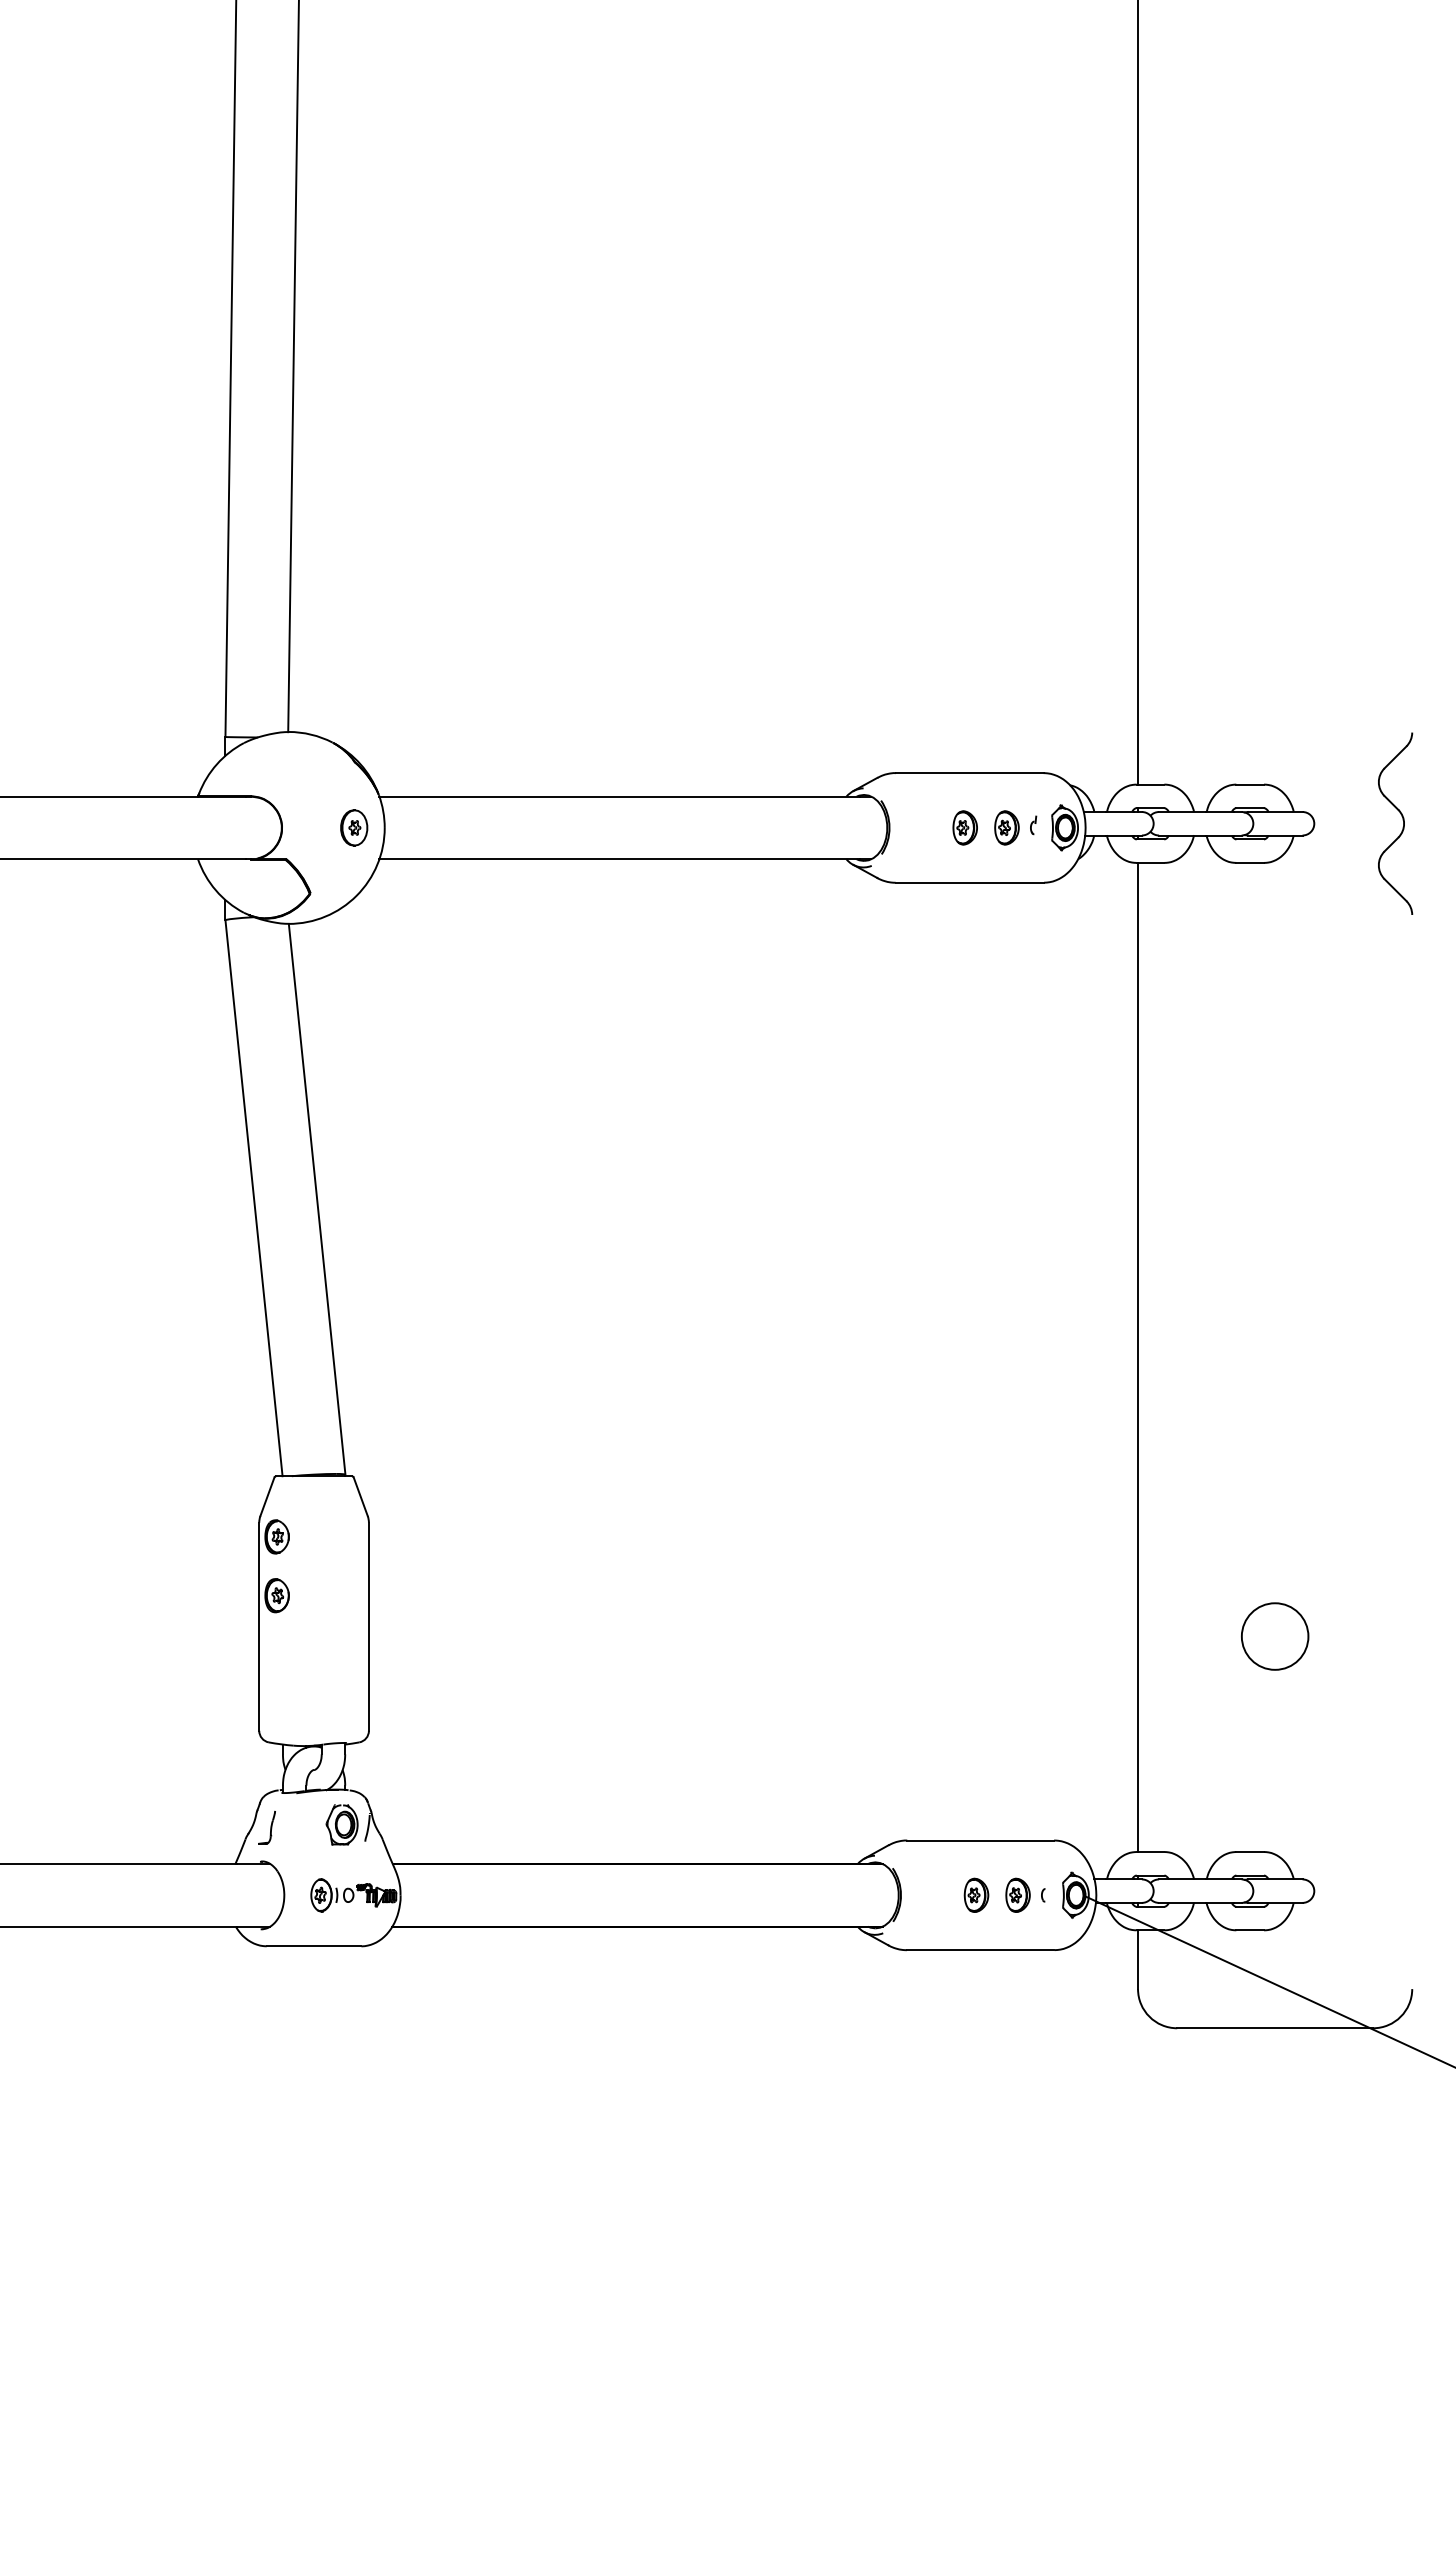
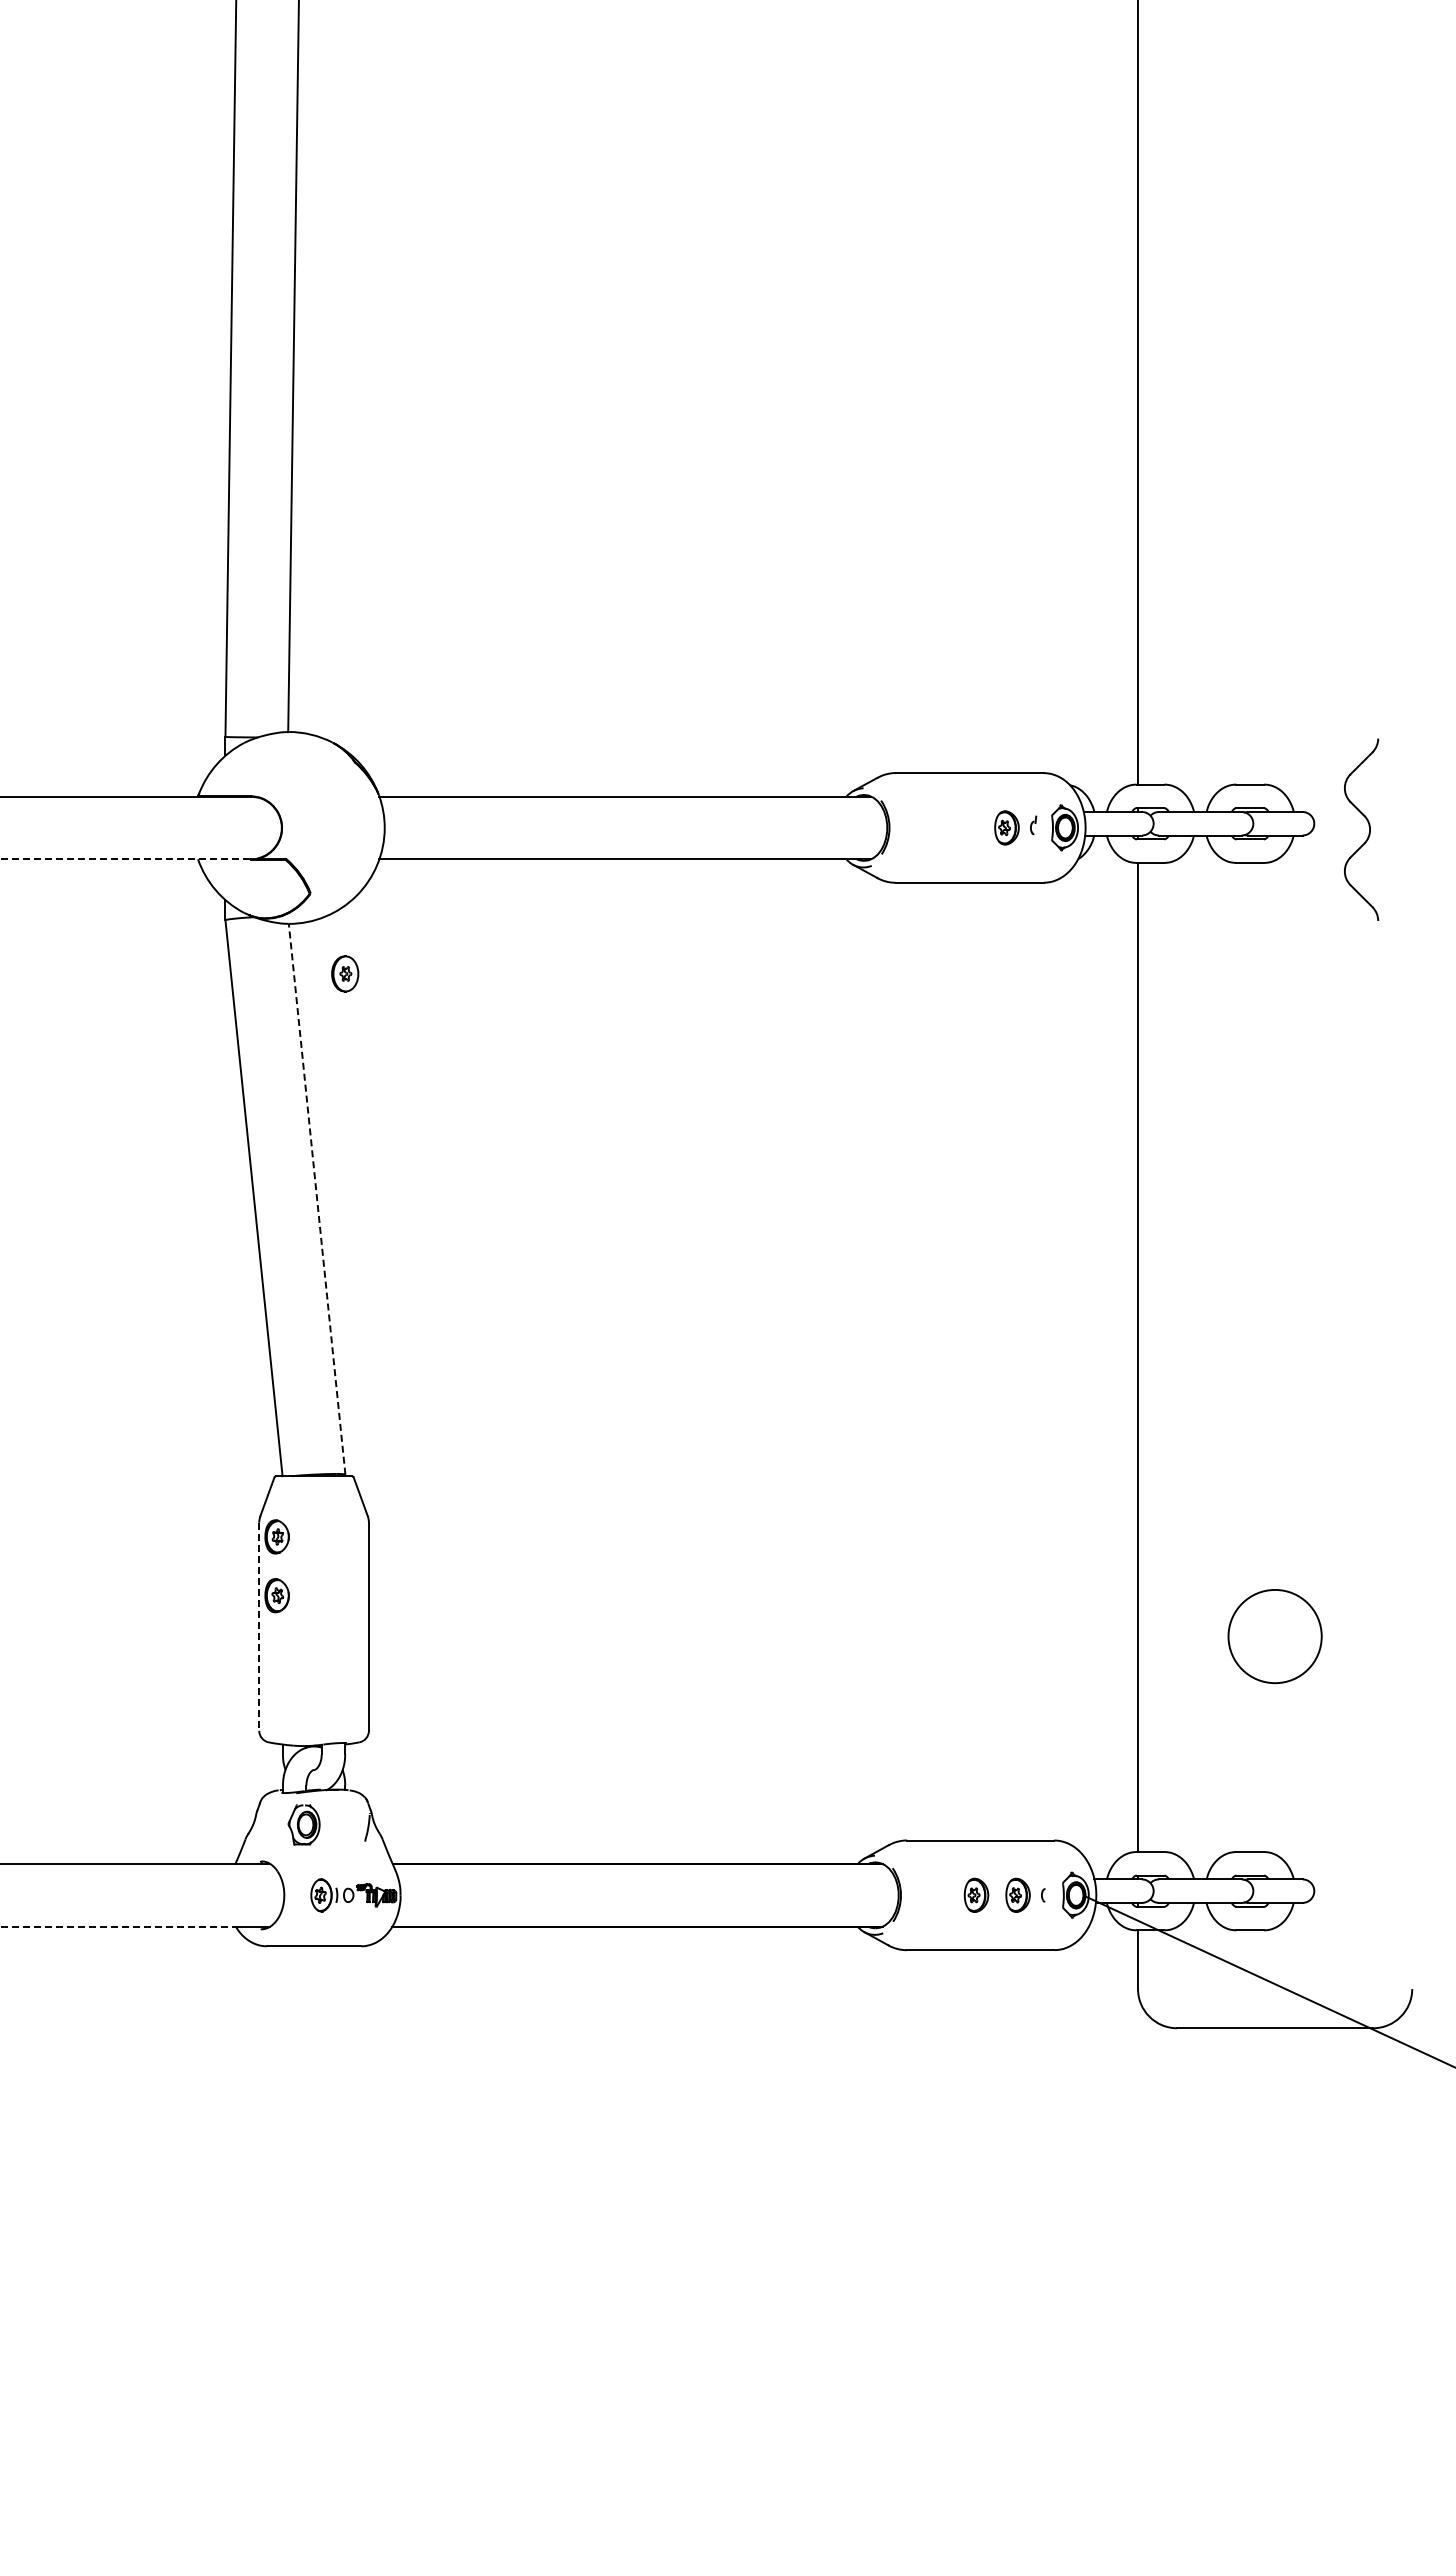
part position: (1402, 820) -> (1368, 826) (1368, 826)
part position: (354, 827) -> (345, 973) (345, 973)
part: present -> none (964, 827)
line: solid -> dashed (123, 859)
line: solid -> dashed (317, 1199)
line: solid -> dashed (259, 1627)
circle diameter: 67 px -> 93 px (1274, 1636)
part position: (341, 1824) -> (303, 1824) (303, 1824)
part: present -> none (266, 1827)
line: solid -> dashed (118, 1926)
